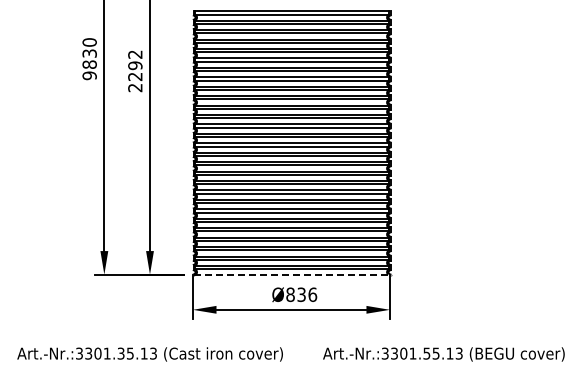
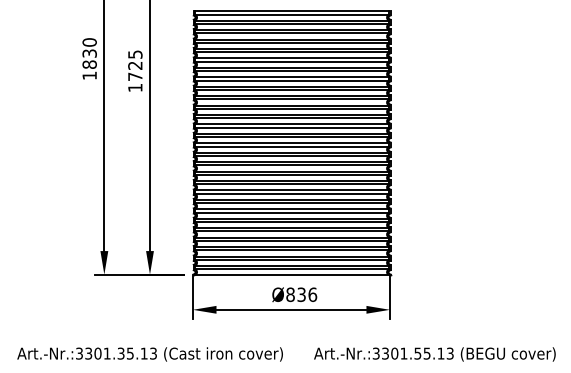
text: 2292 -> 1725 (135, 71)
text: 9830 -> 1830 (89, 75)
line: dashed -> solid (292, 274)
text position: (443, 354) -> (434, 354) (434, 354)
